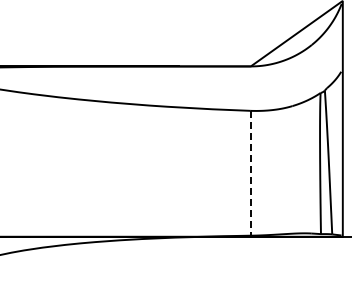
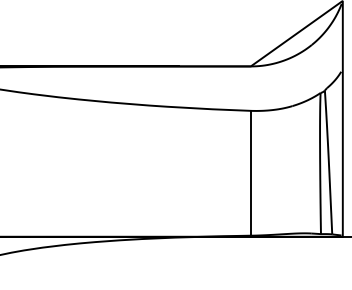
line: dashed -> solid (250, 173)
